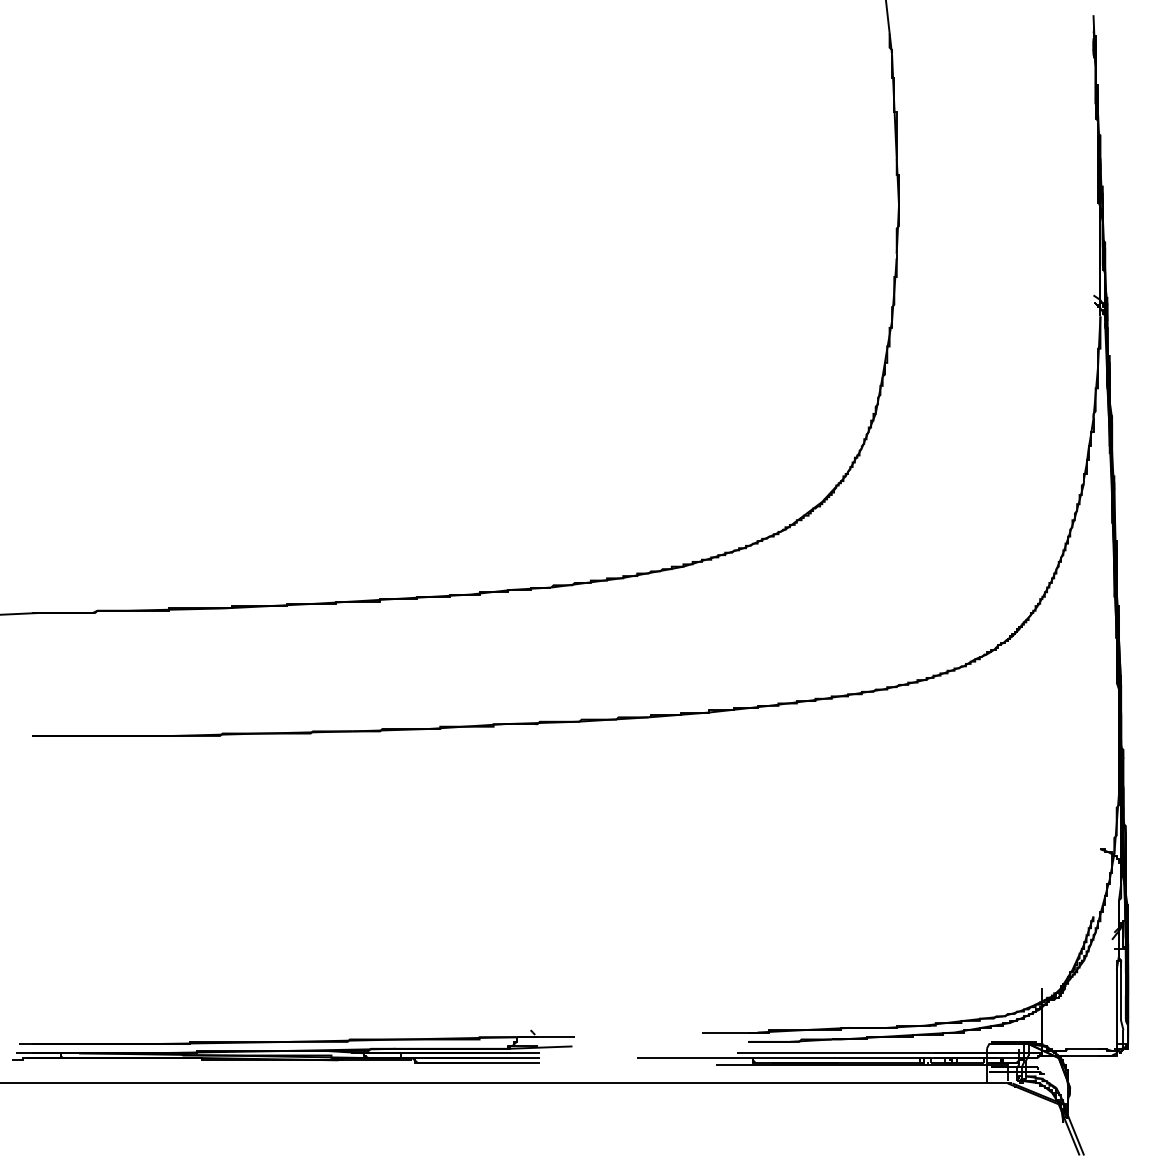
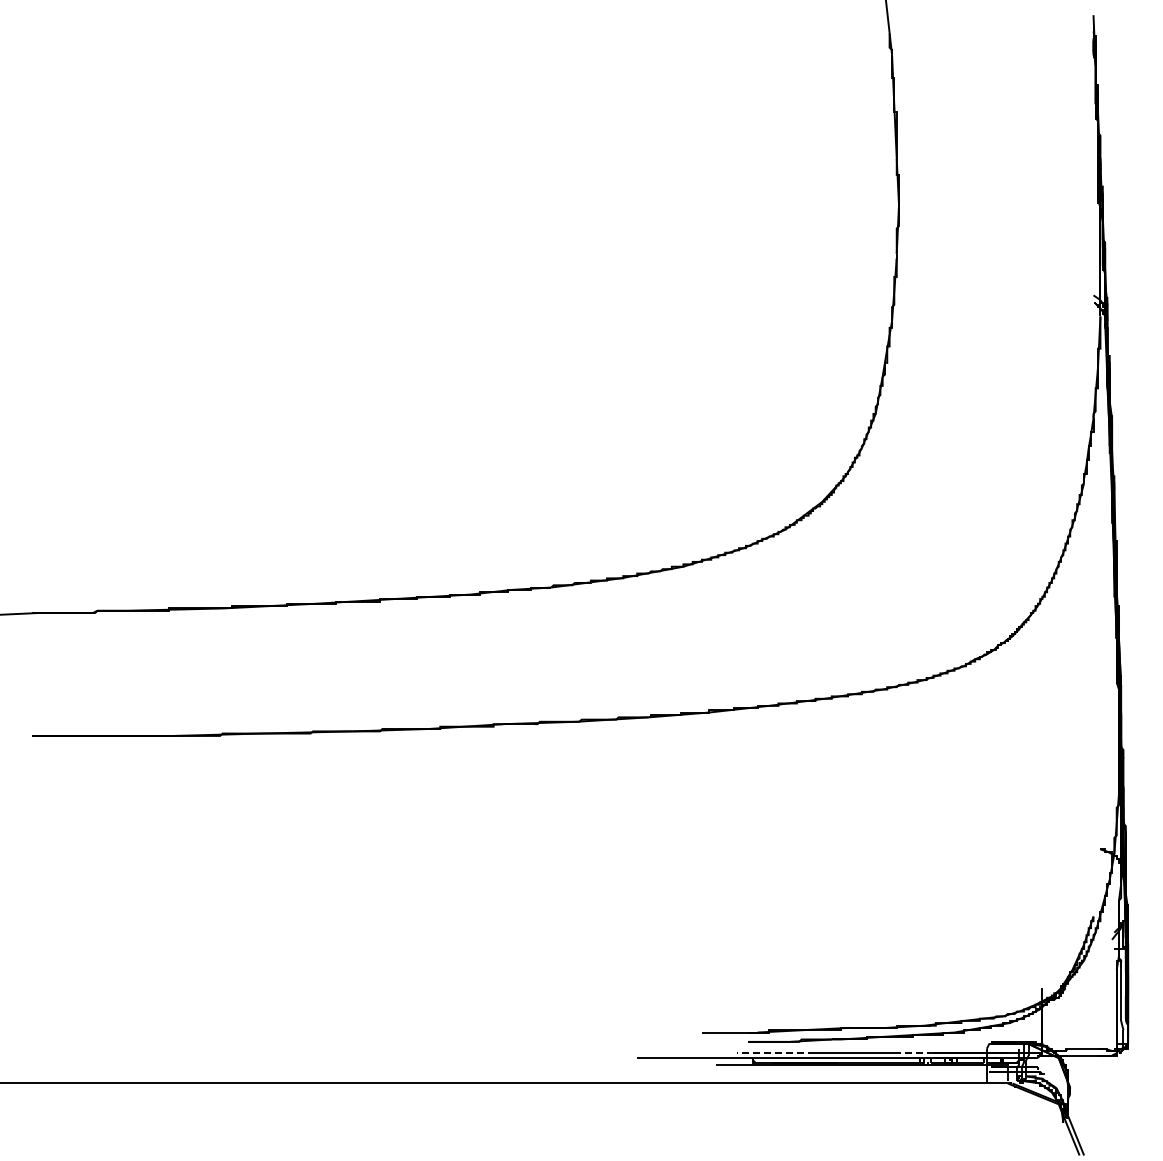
part: present -> none (293, 1046)
line: solid -> dashed (775, 1053)
line: solid -> dashed (913, 1053)
